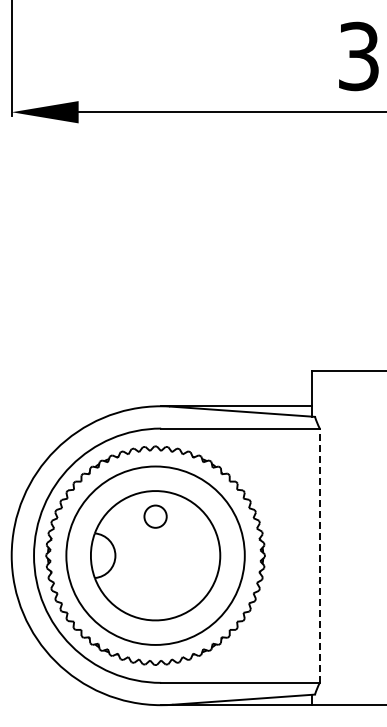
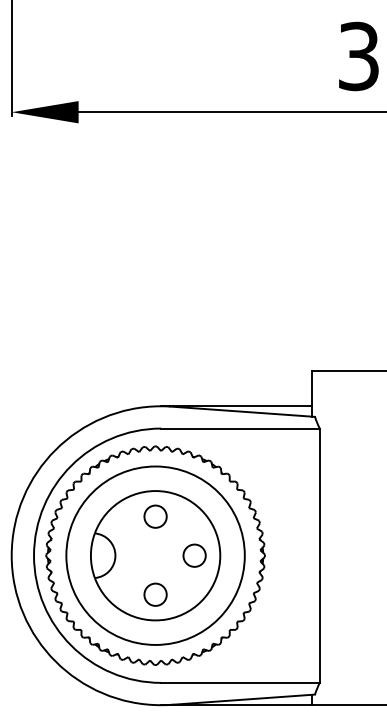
circle: none -> present (194, 555)
line: dashed -> solid (319, 555)
circle: none -> present (155, 594)
